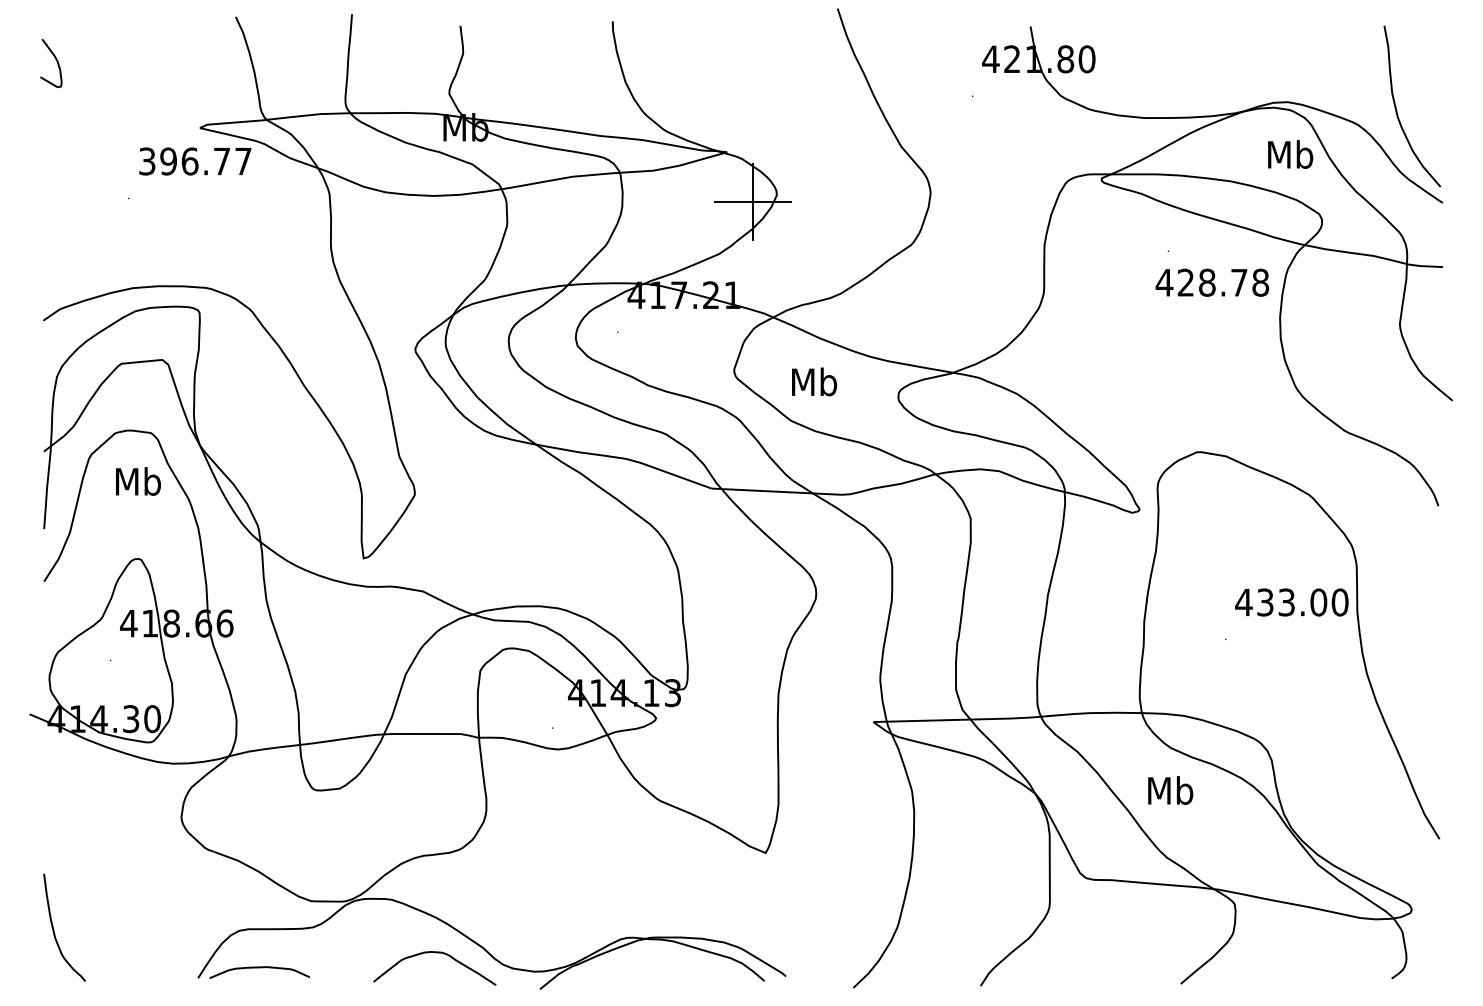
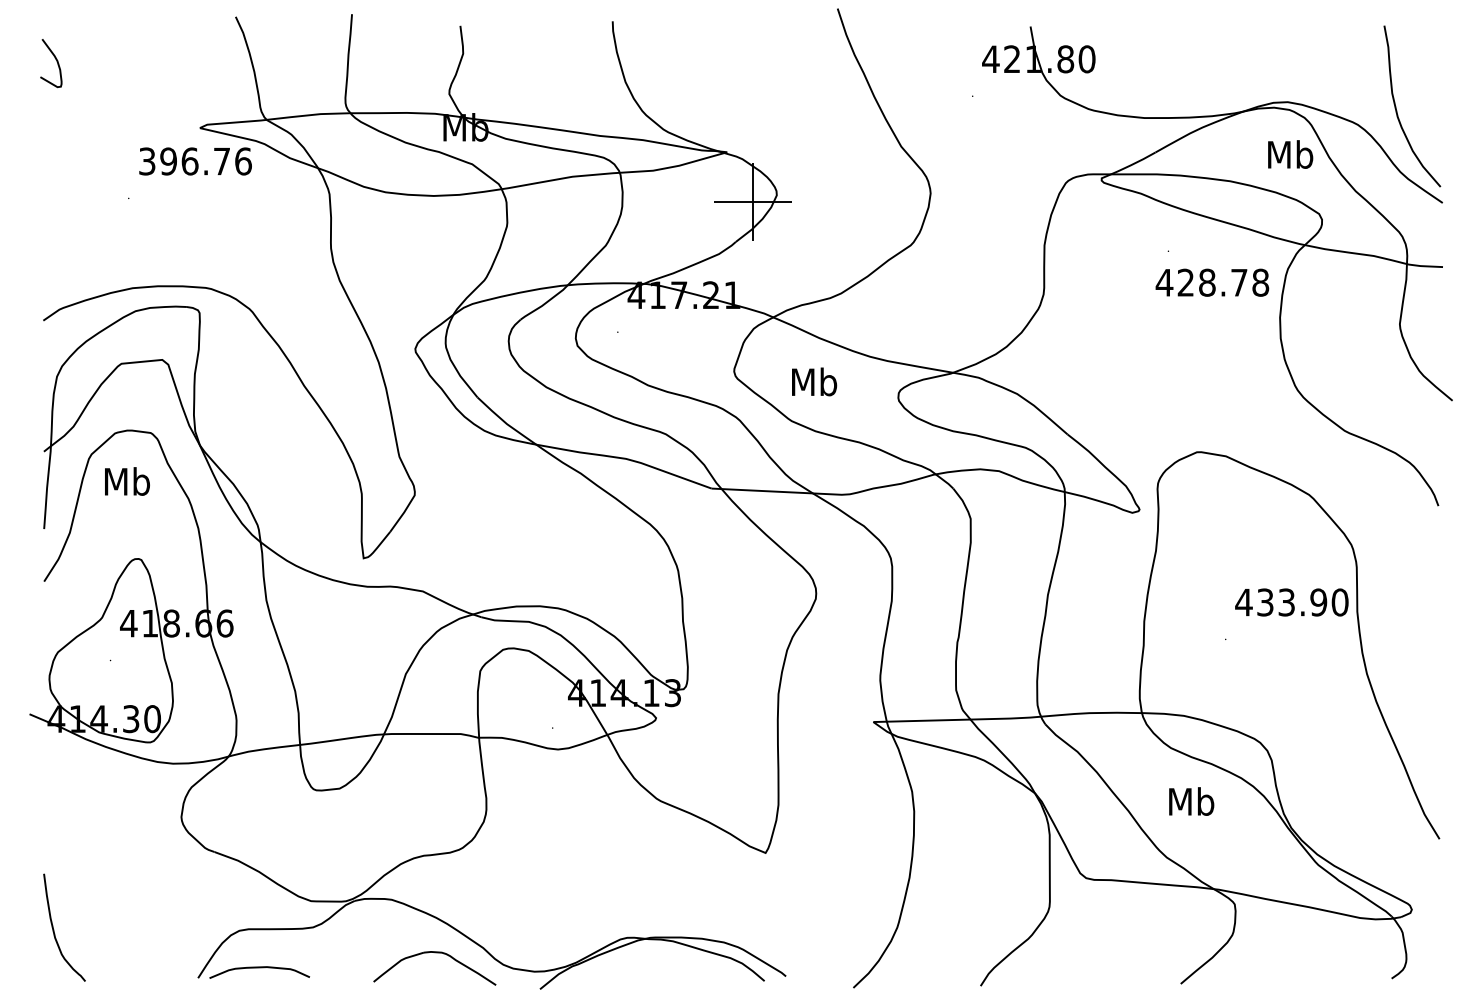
text: 396.77 -> 396.76 (243, 161)
text position: (138, 481) -> (127, 481) (127, 481)
text: 433.00 -> 433.90 (1318, 602)
text position: (1170, 790) -> (1191, 801) (1191, 801)
